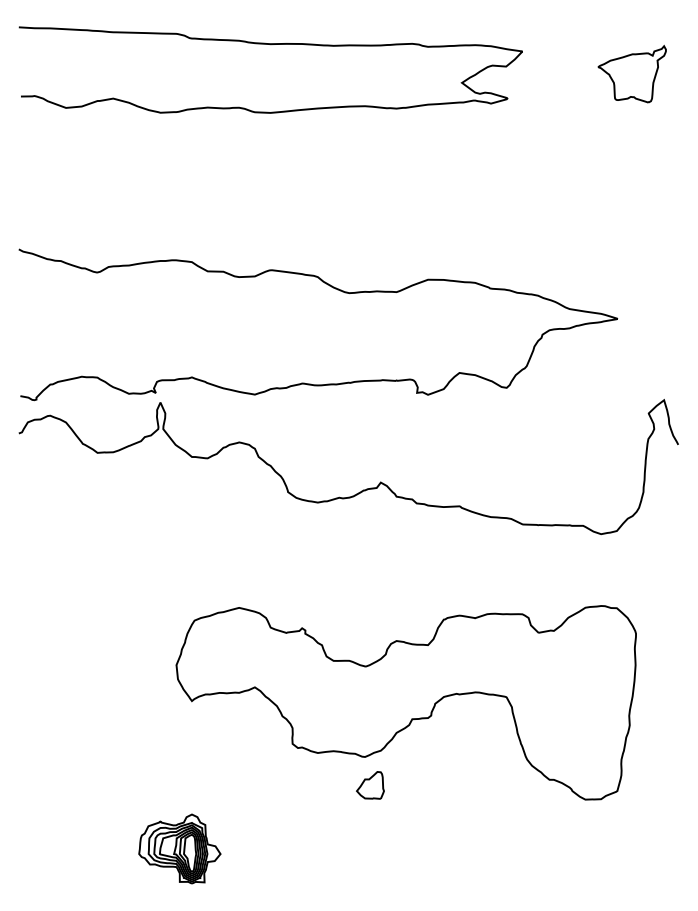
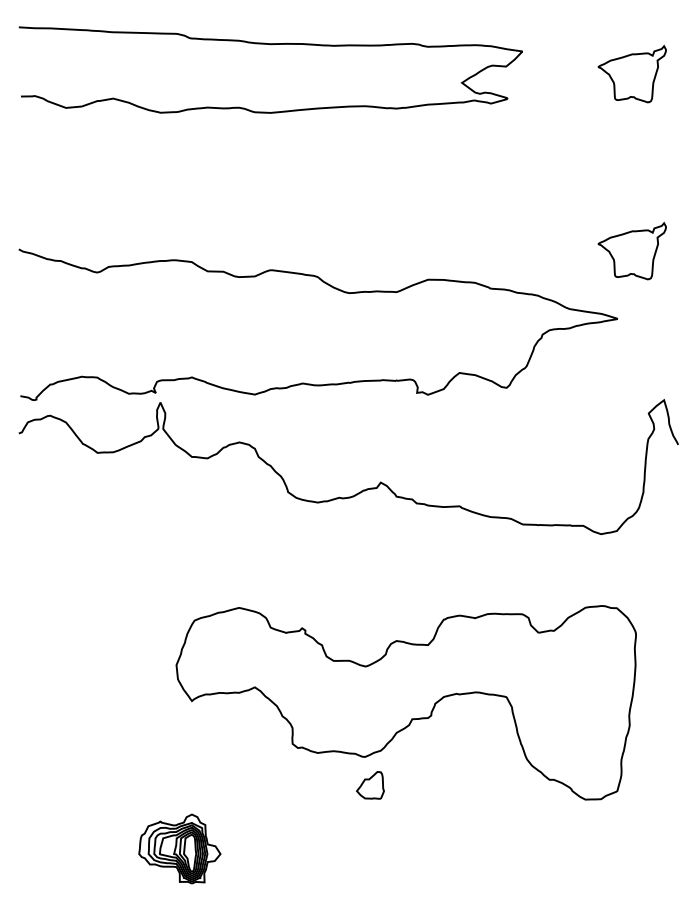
part: none -> present (631, 250)
